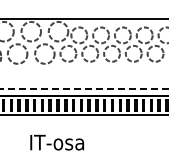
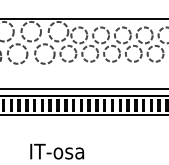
line: dashed -> solid (84, 88)
text position: (57, 142) -> (57, 151) (57, 151)
